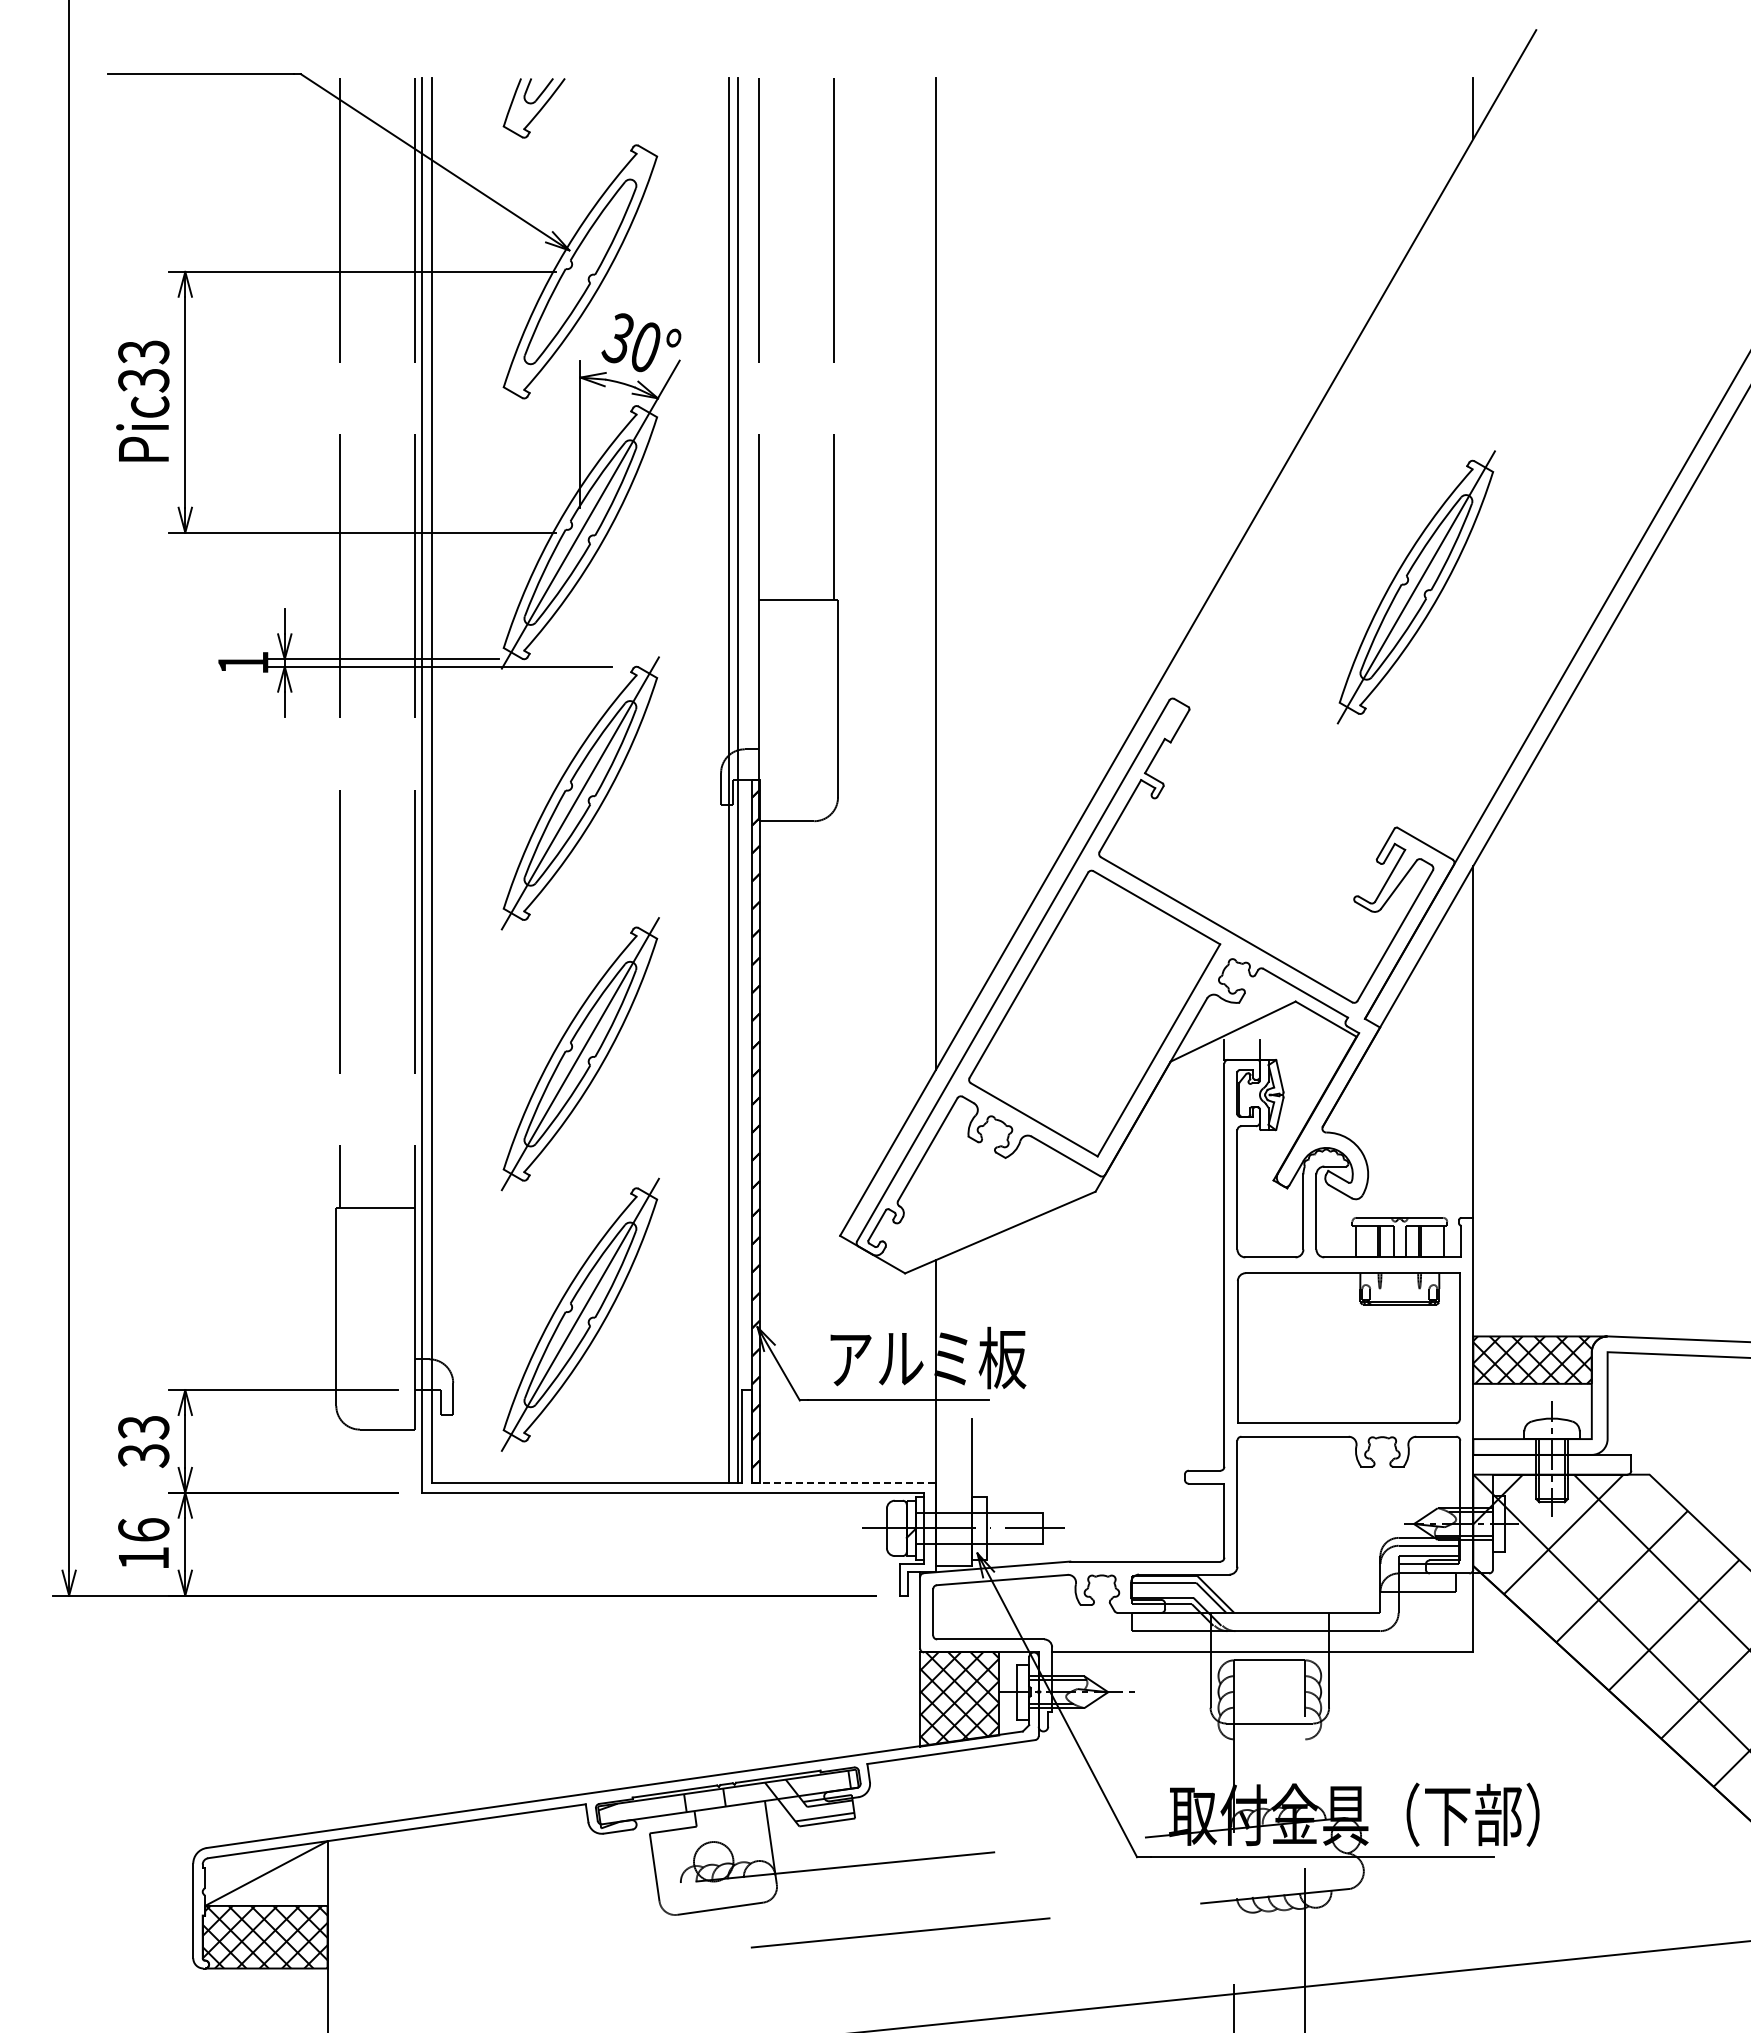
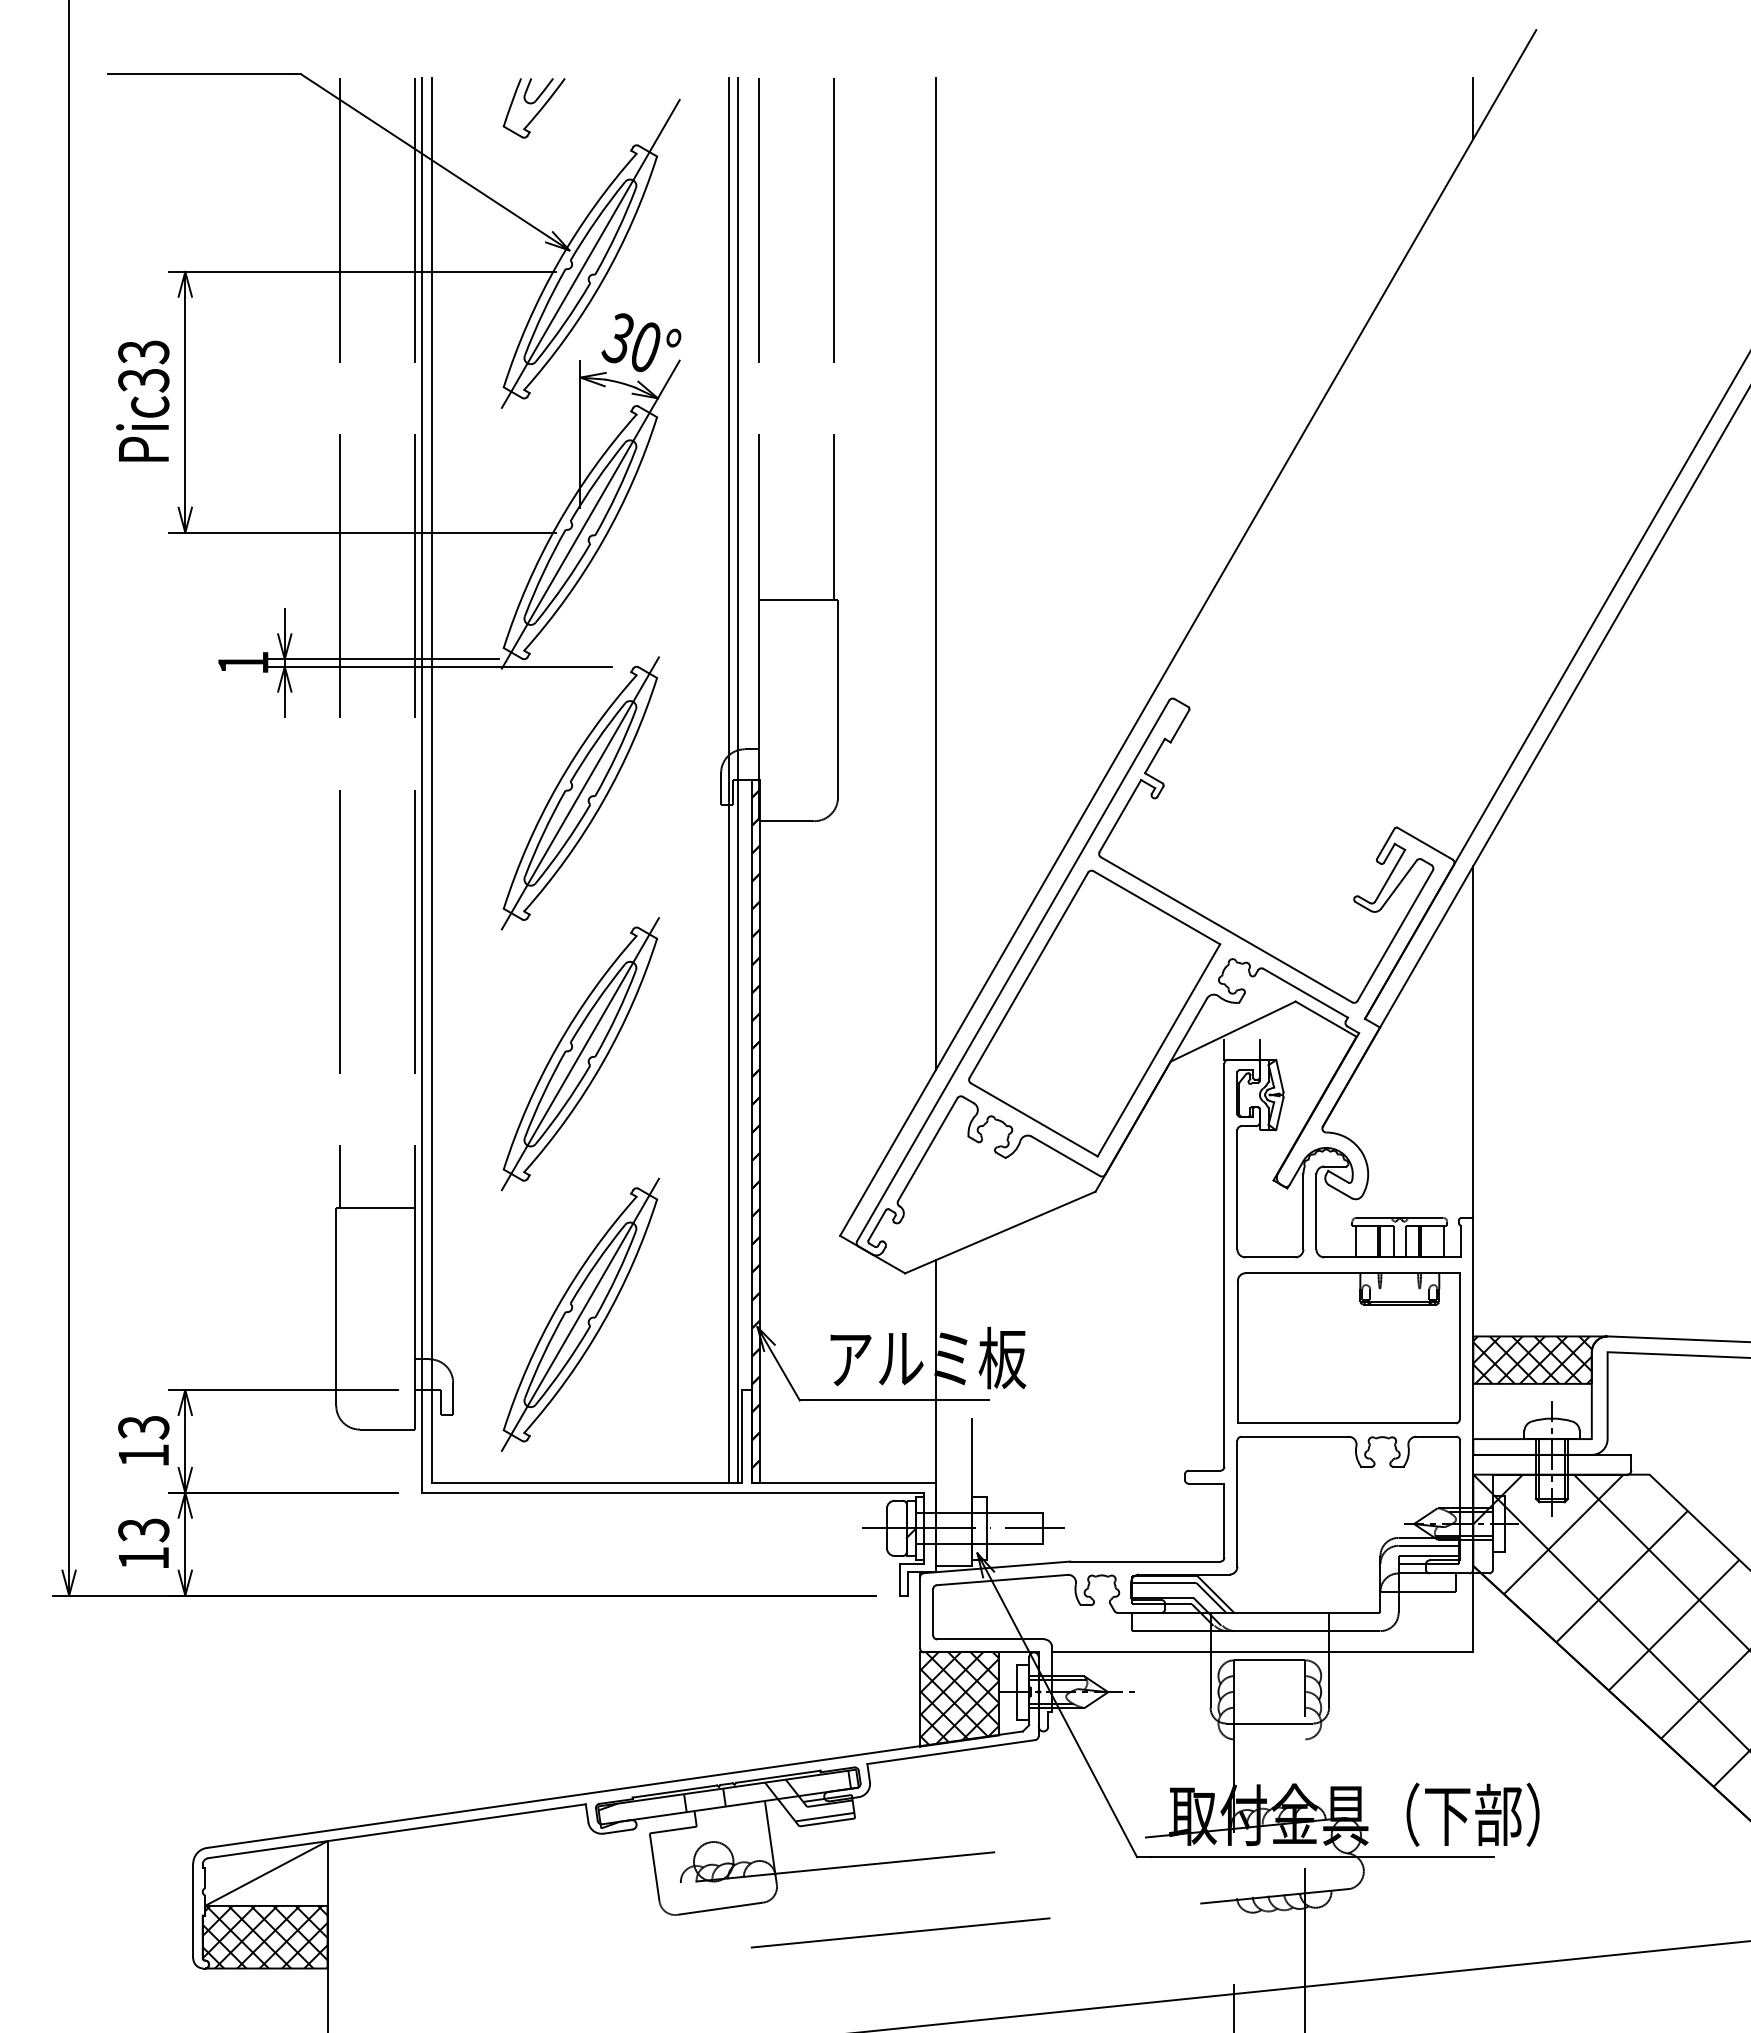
line: none -> present (590, 253)
part: present -> none (1415, 587)
text: 33 -> 13 (143, 1456)
line: dashed -> solid (844, 1483)
text: 16 -> 13 (143, 1530)
